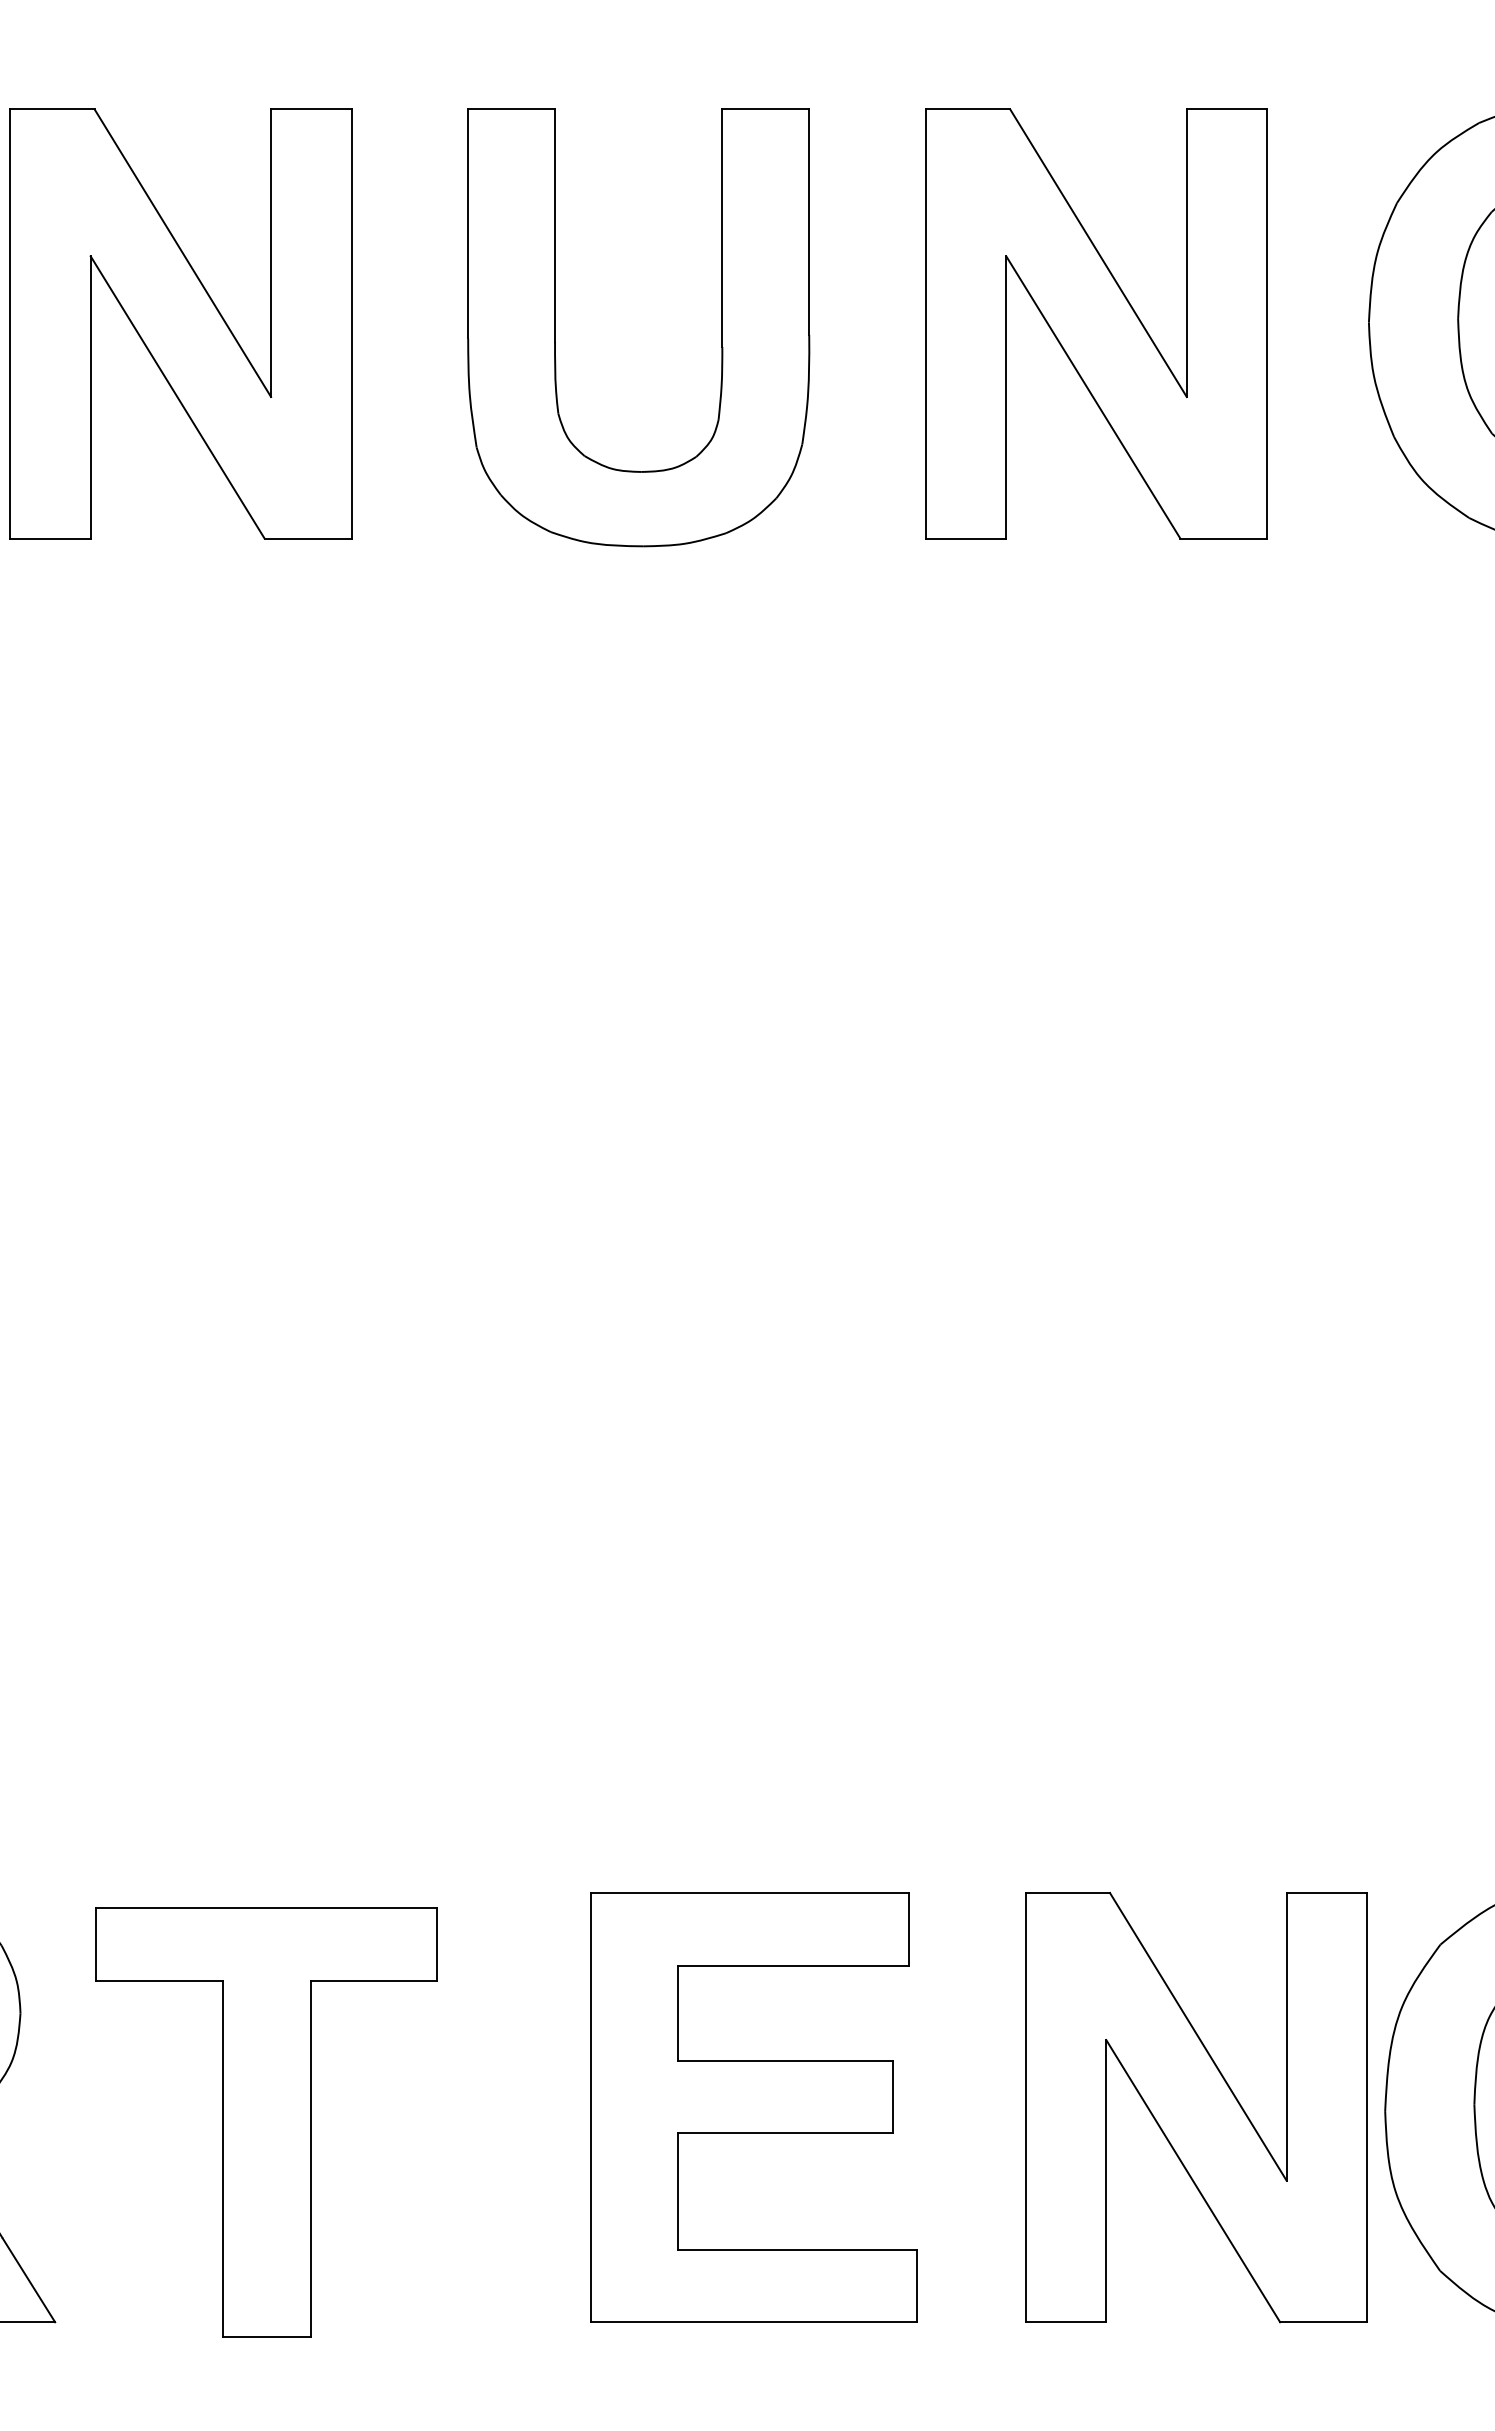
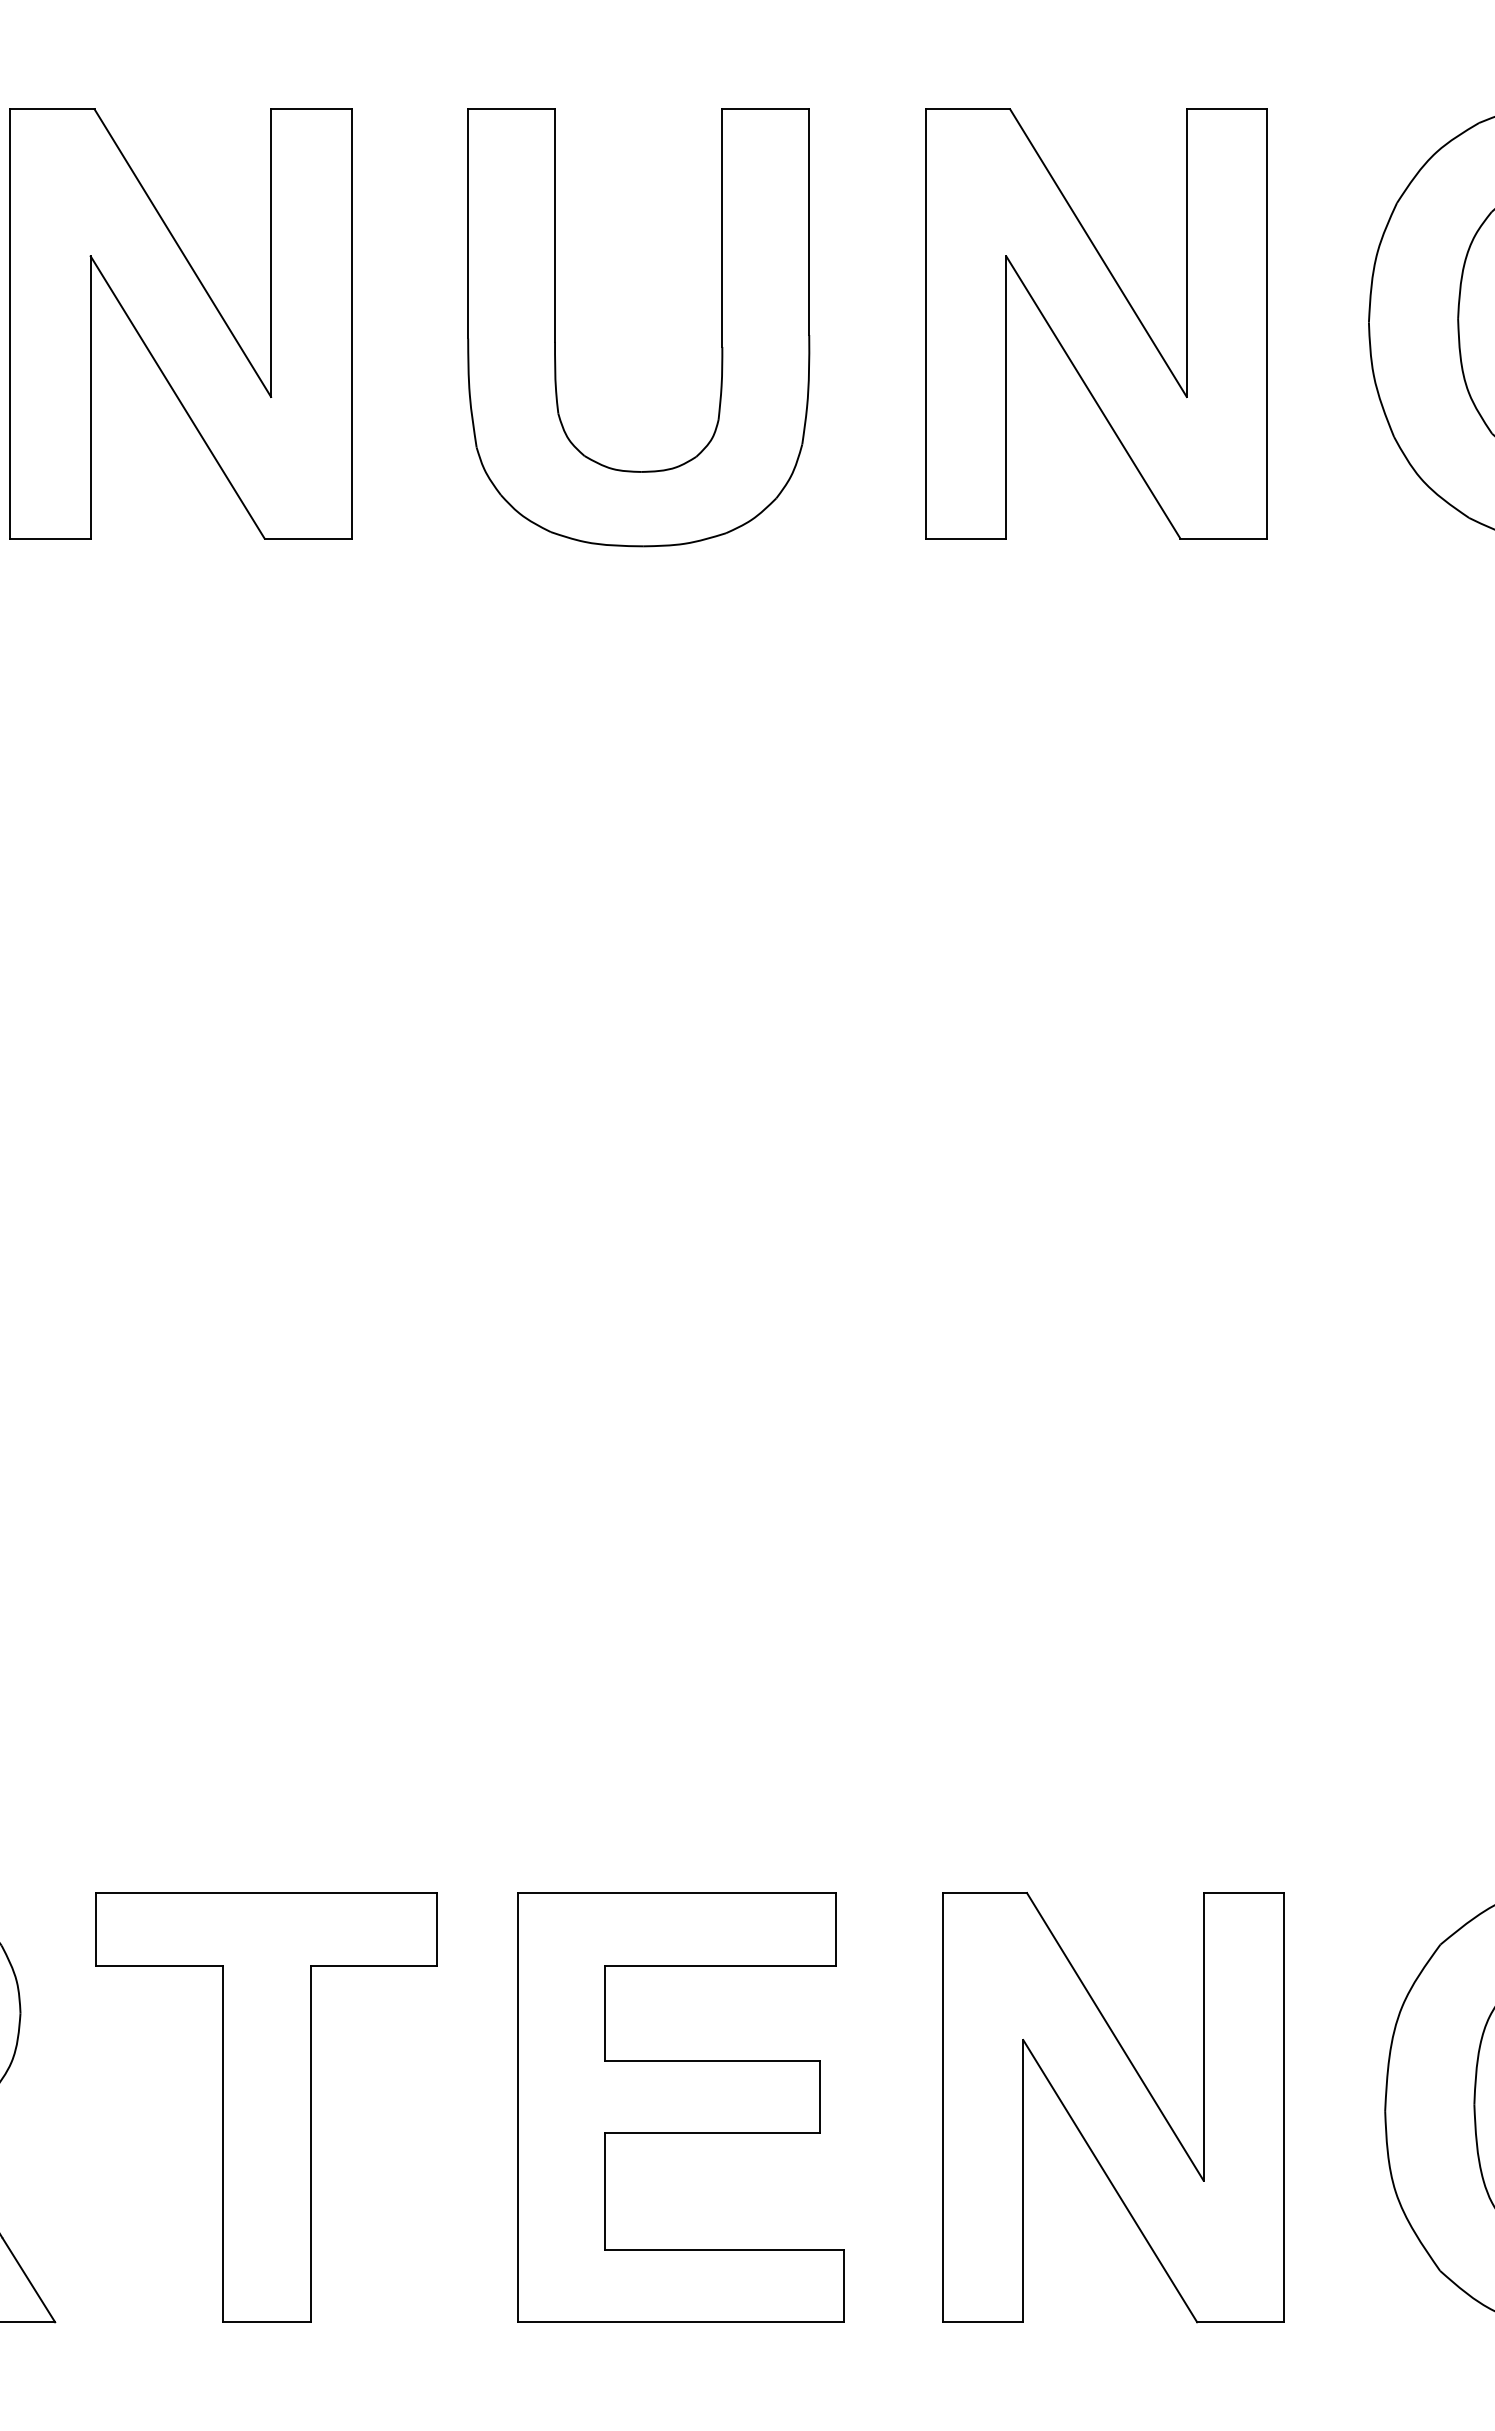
part position: (753, 2107) -> (680, 2107) (680, 2107)
part position: (1196, 2107) -> (1113, 2107) (1113, 2107)
part position: (266, 2122) -> (266, 2107) (266, 2107)
